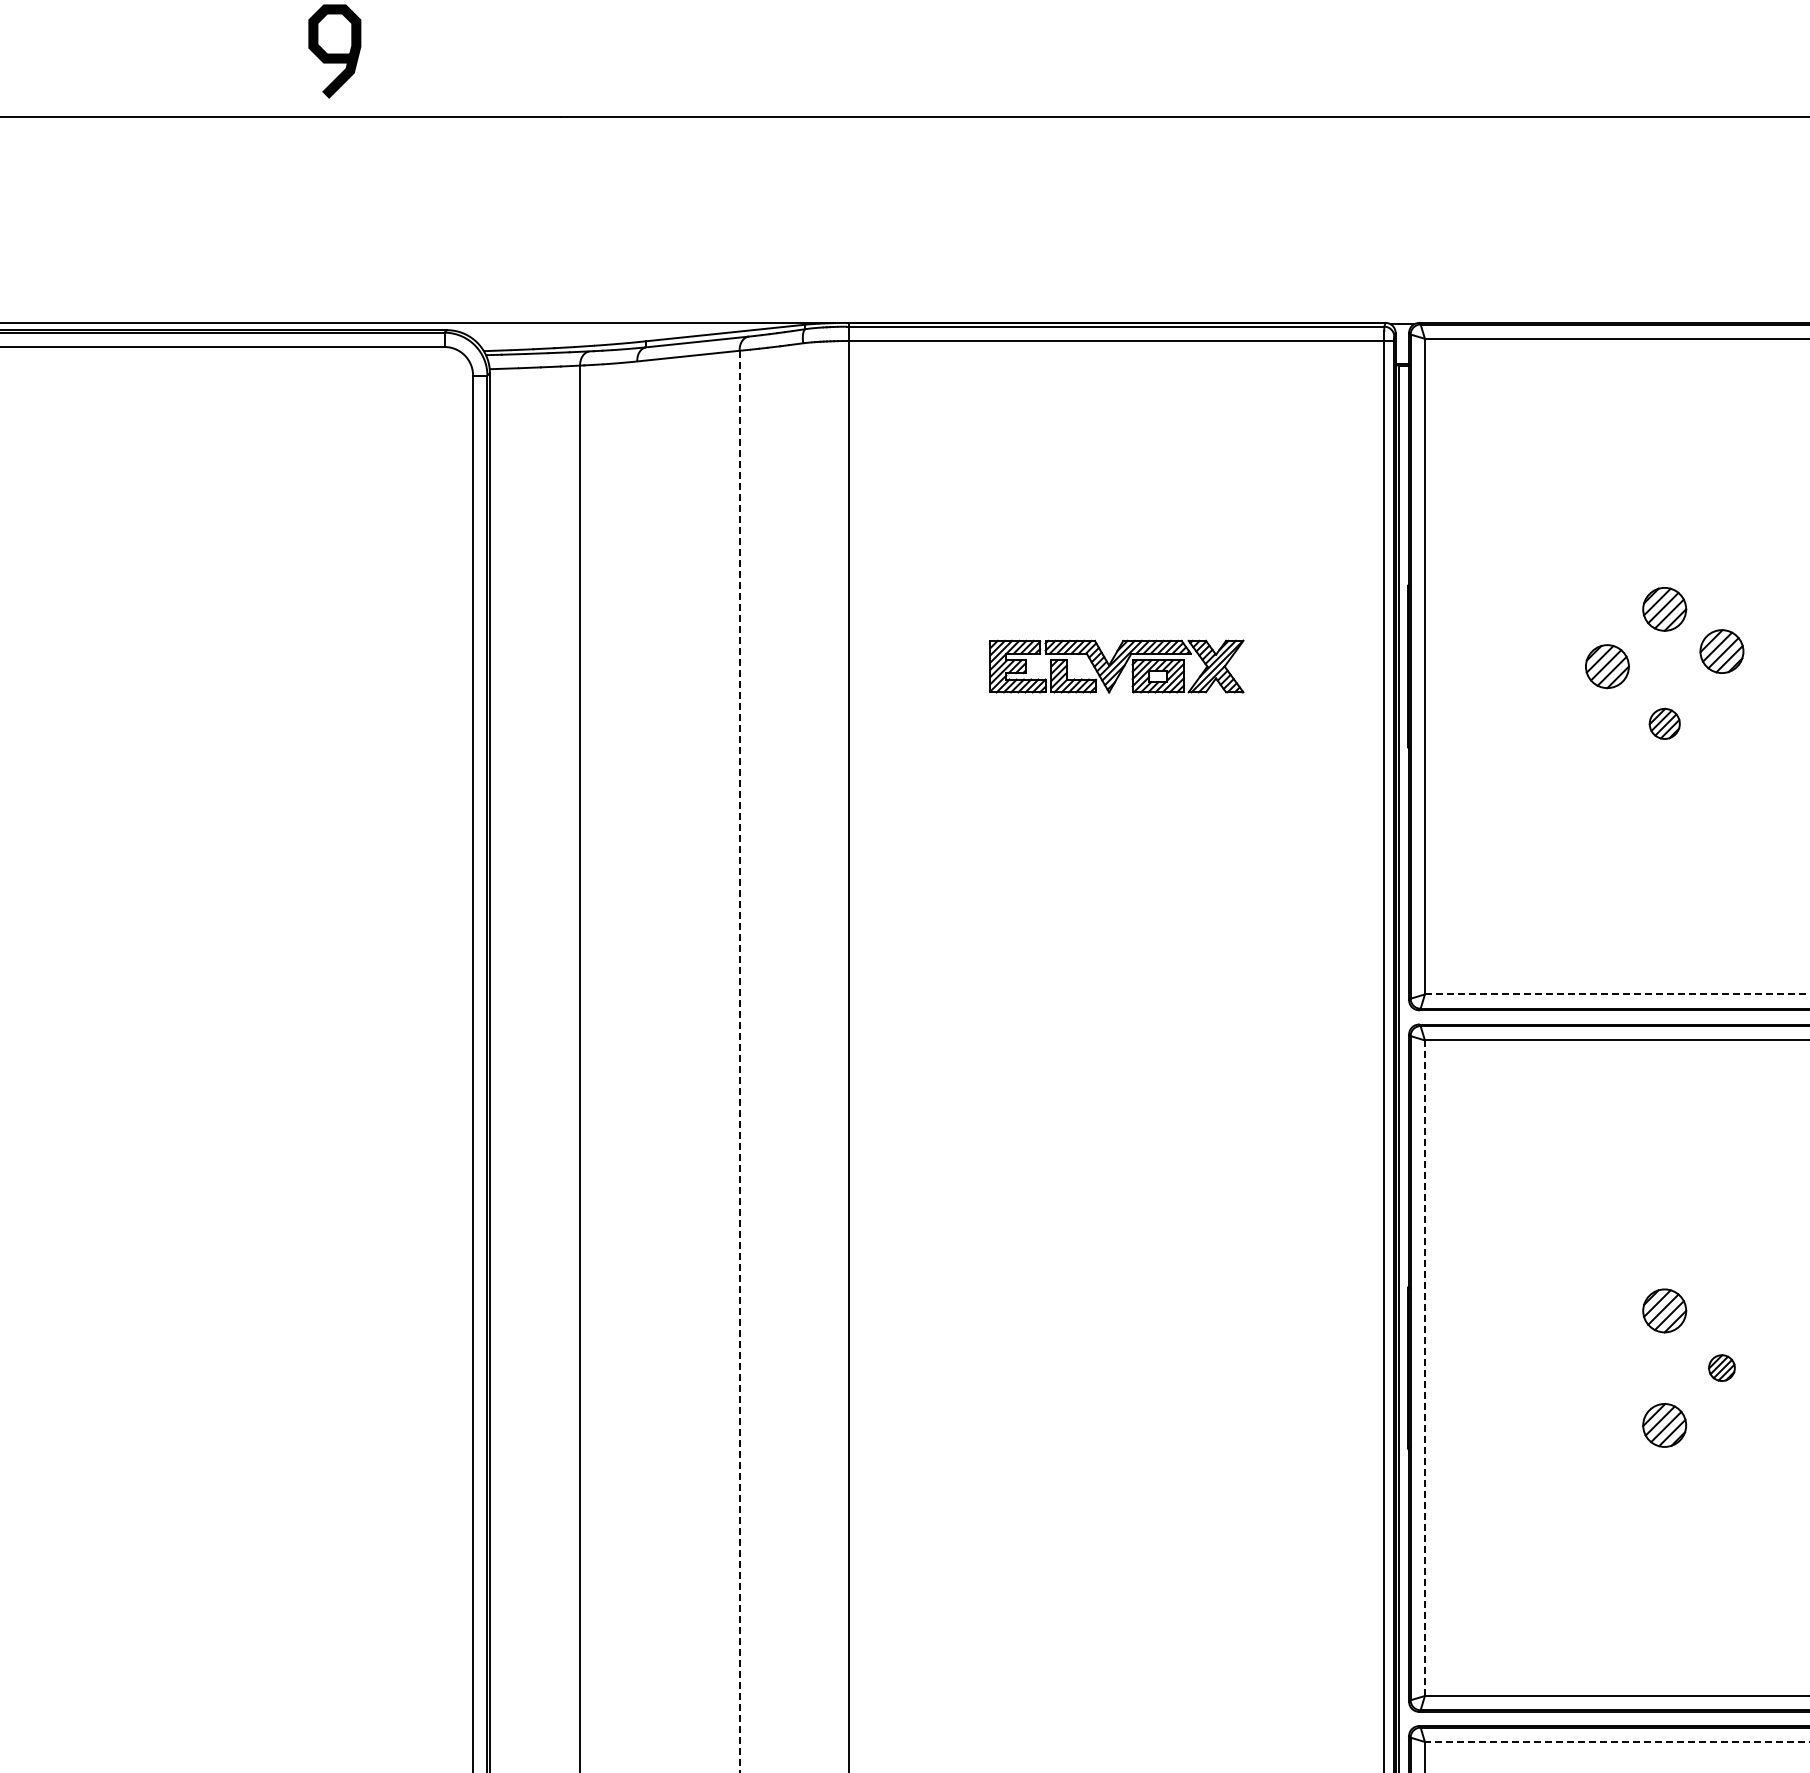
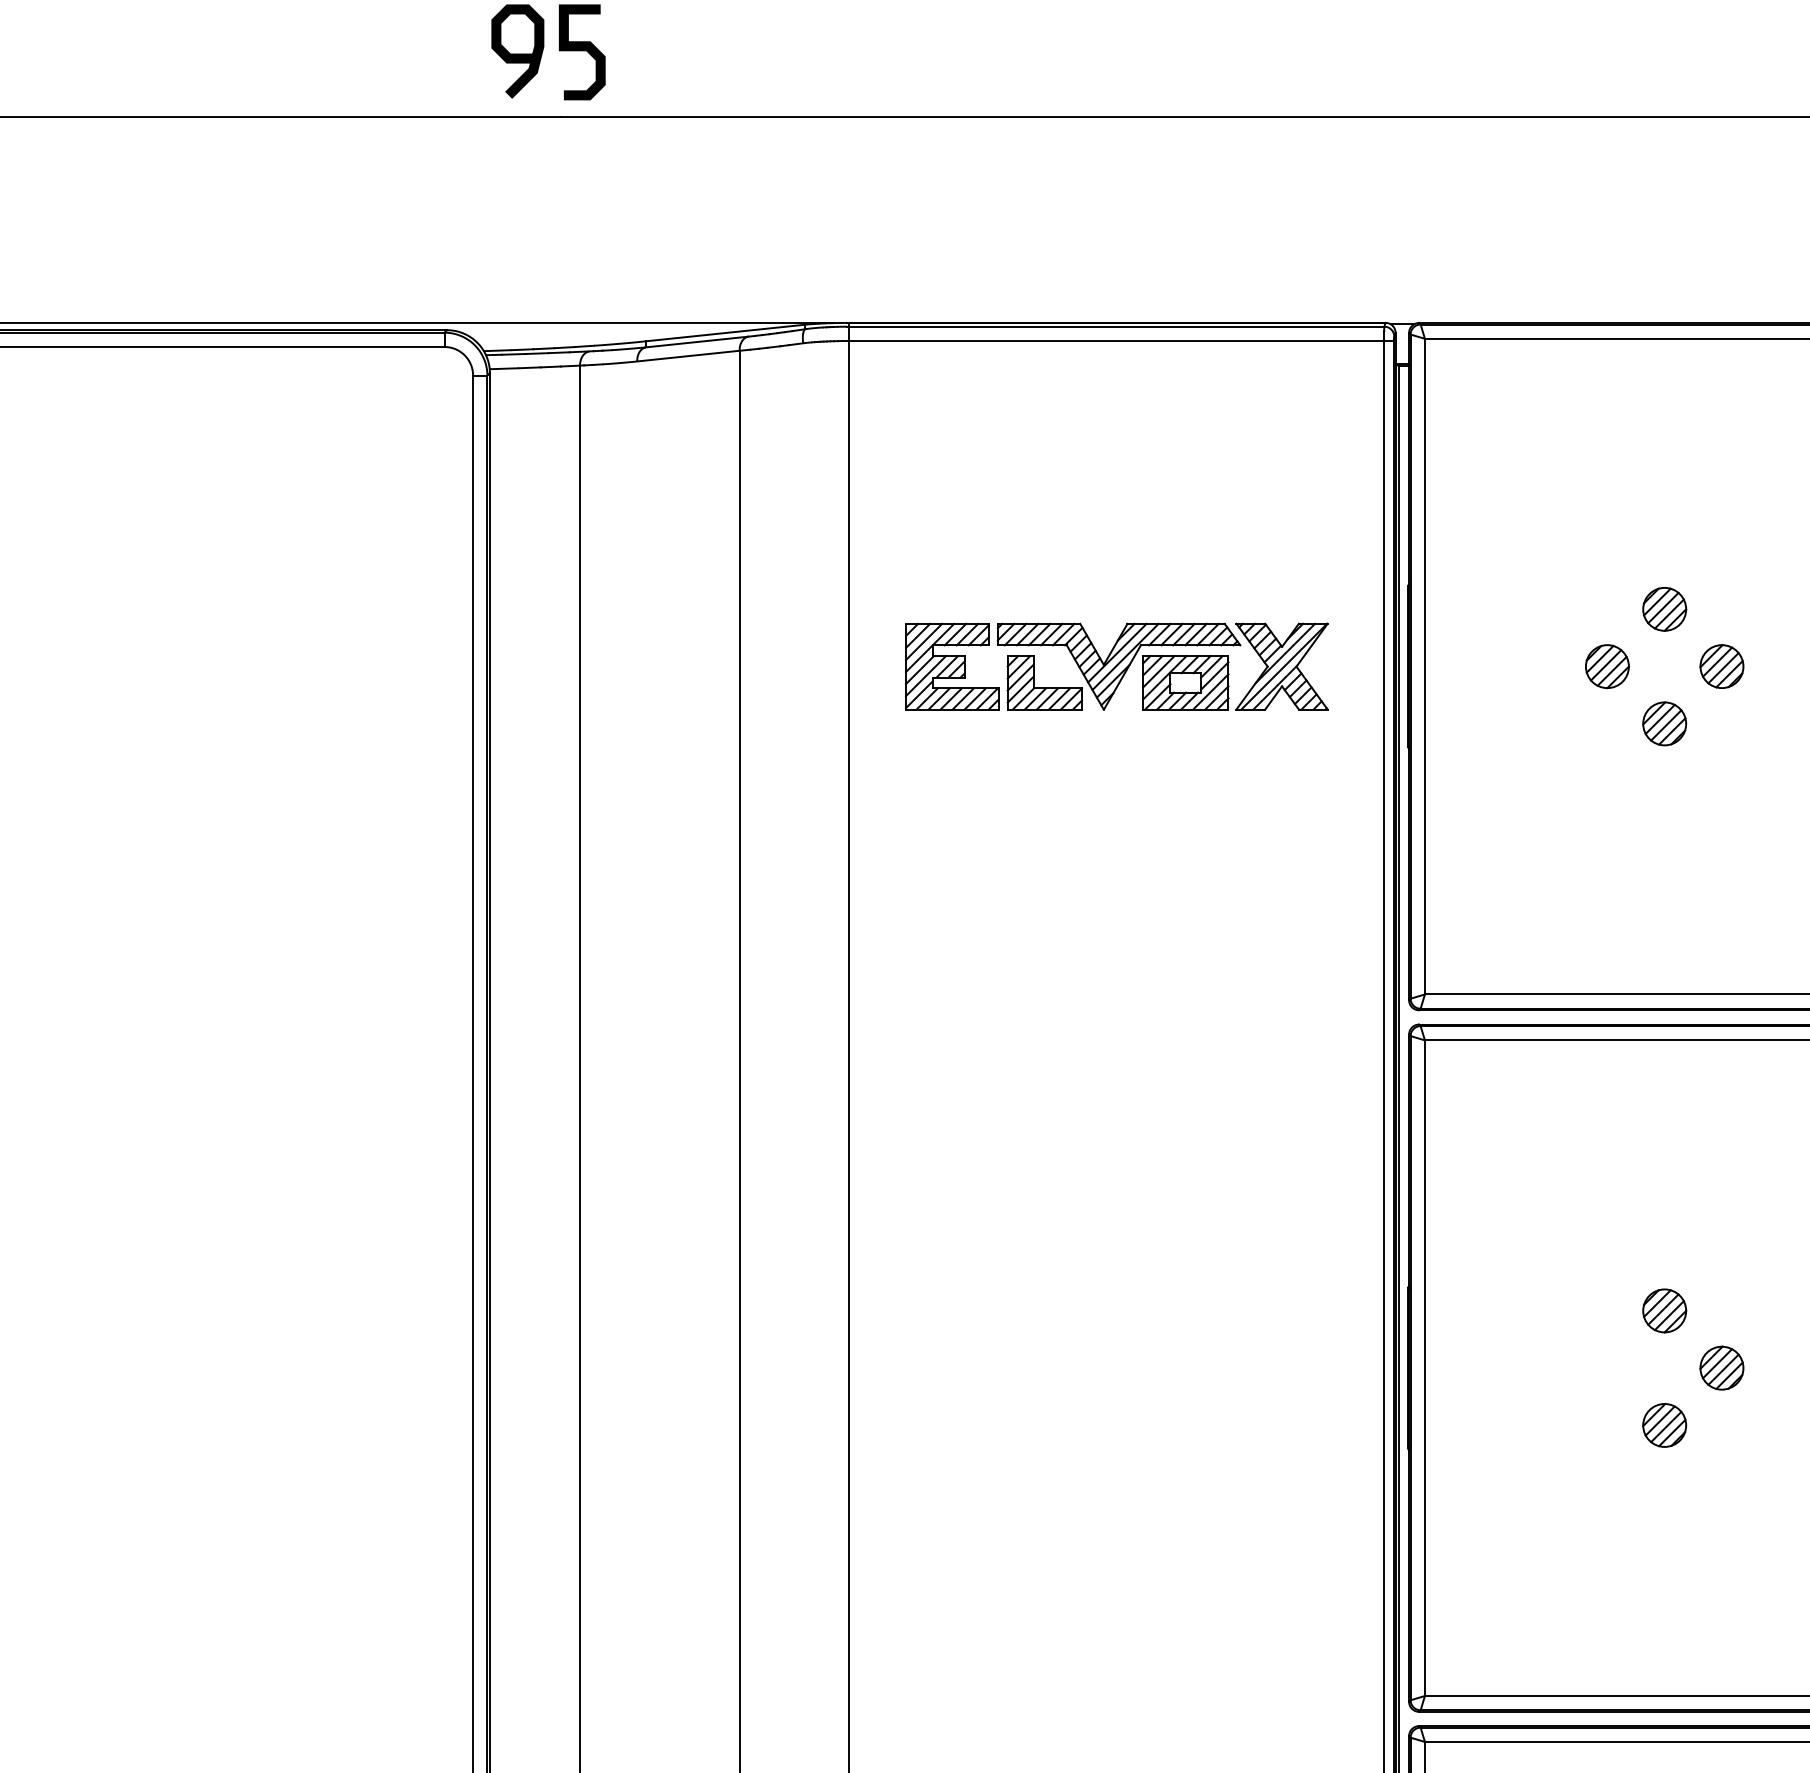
curve: none -> present (581, 51)
curve position: (334, 53) -> (517, 53) (517, 53)
part position: (1721, 651) -> (1721, 666) (1721, 666)
part size: 256x55 px -> 424x89 px (1116, 666)
part size: 33x33 px -> 46x46 px (1664, 723)
line: dashed -> solid (1617, 994)
line: dashed -> solid (739, 1061)
part size: 28x28 px -> 46x46 px (1721, 1367)
line: dashed -> solid (1424, 1368)
line: dashed -> solid (1616, 1741)
